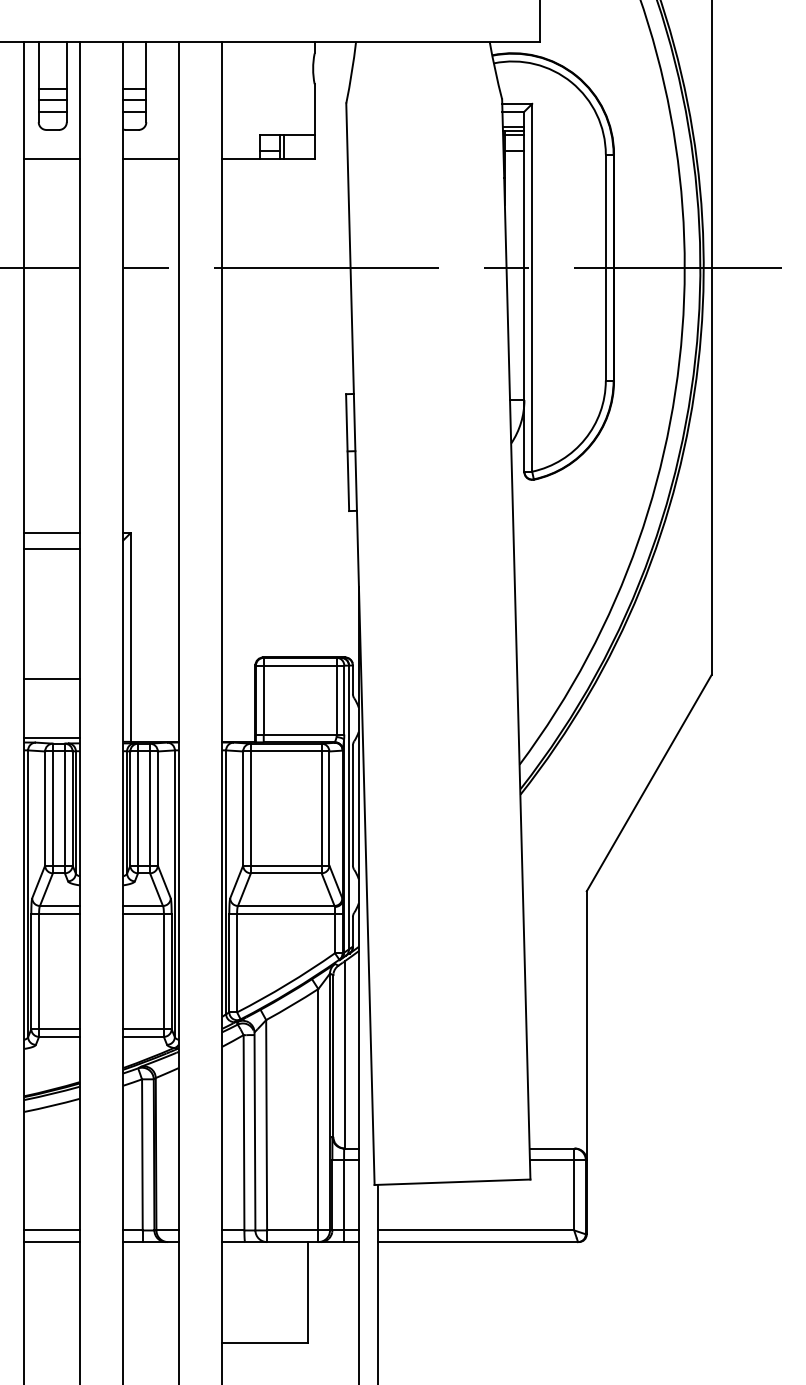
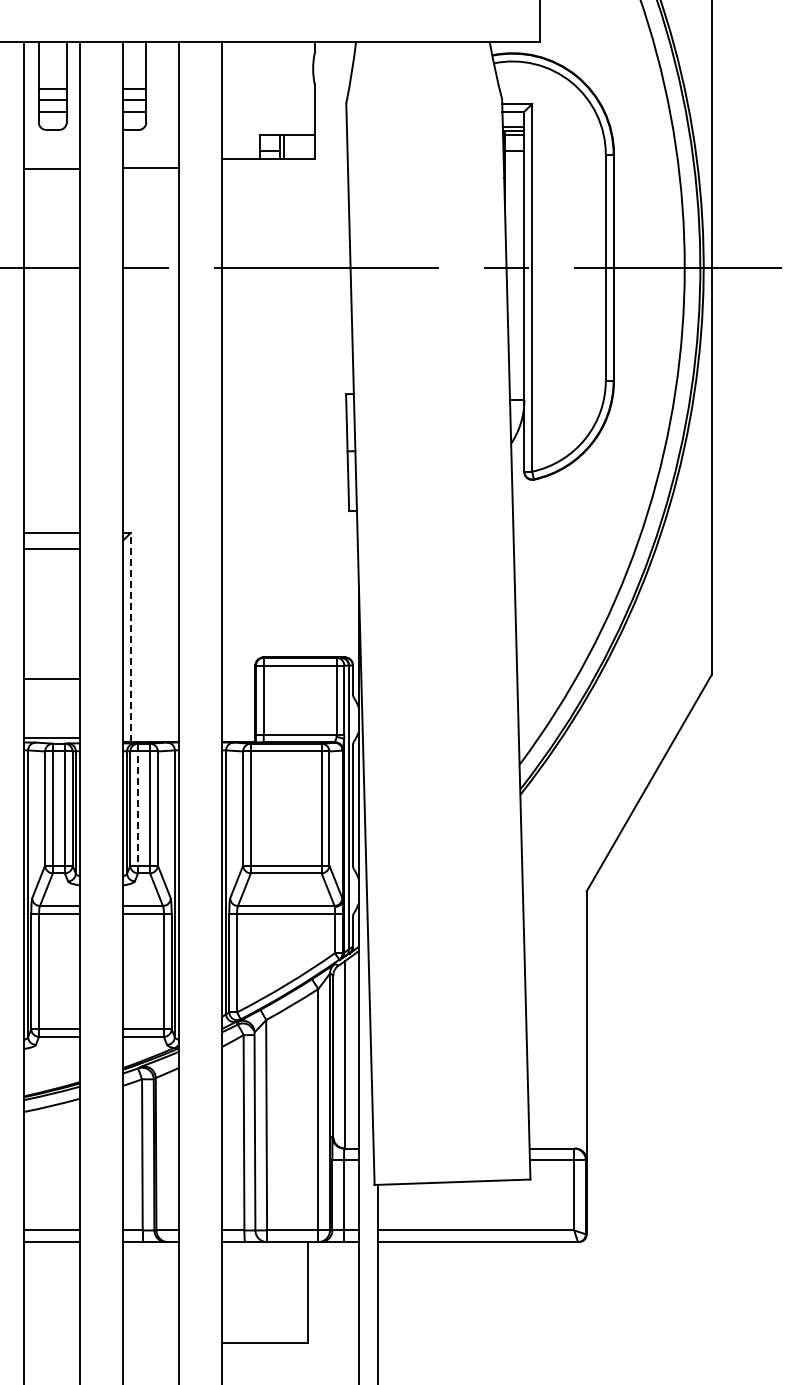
line position: (51, 159) -> (51, 169) (51, 169)
line position: (150, 159) -> (150, 168) (150, 168)
line: solid -> dashed (130, 637)
line: solid -> dashed (138, 808)
